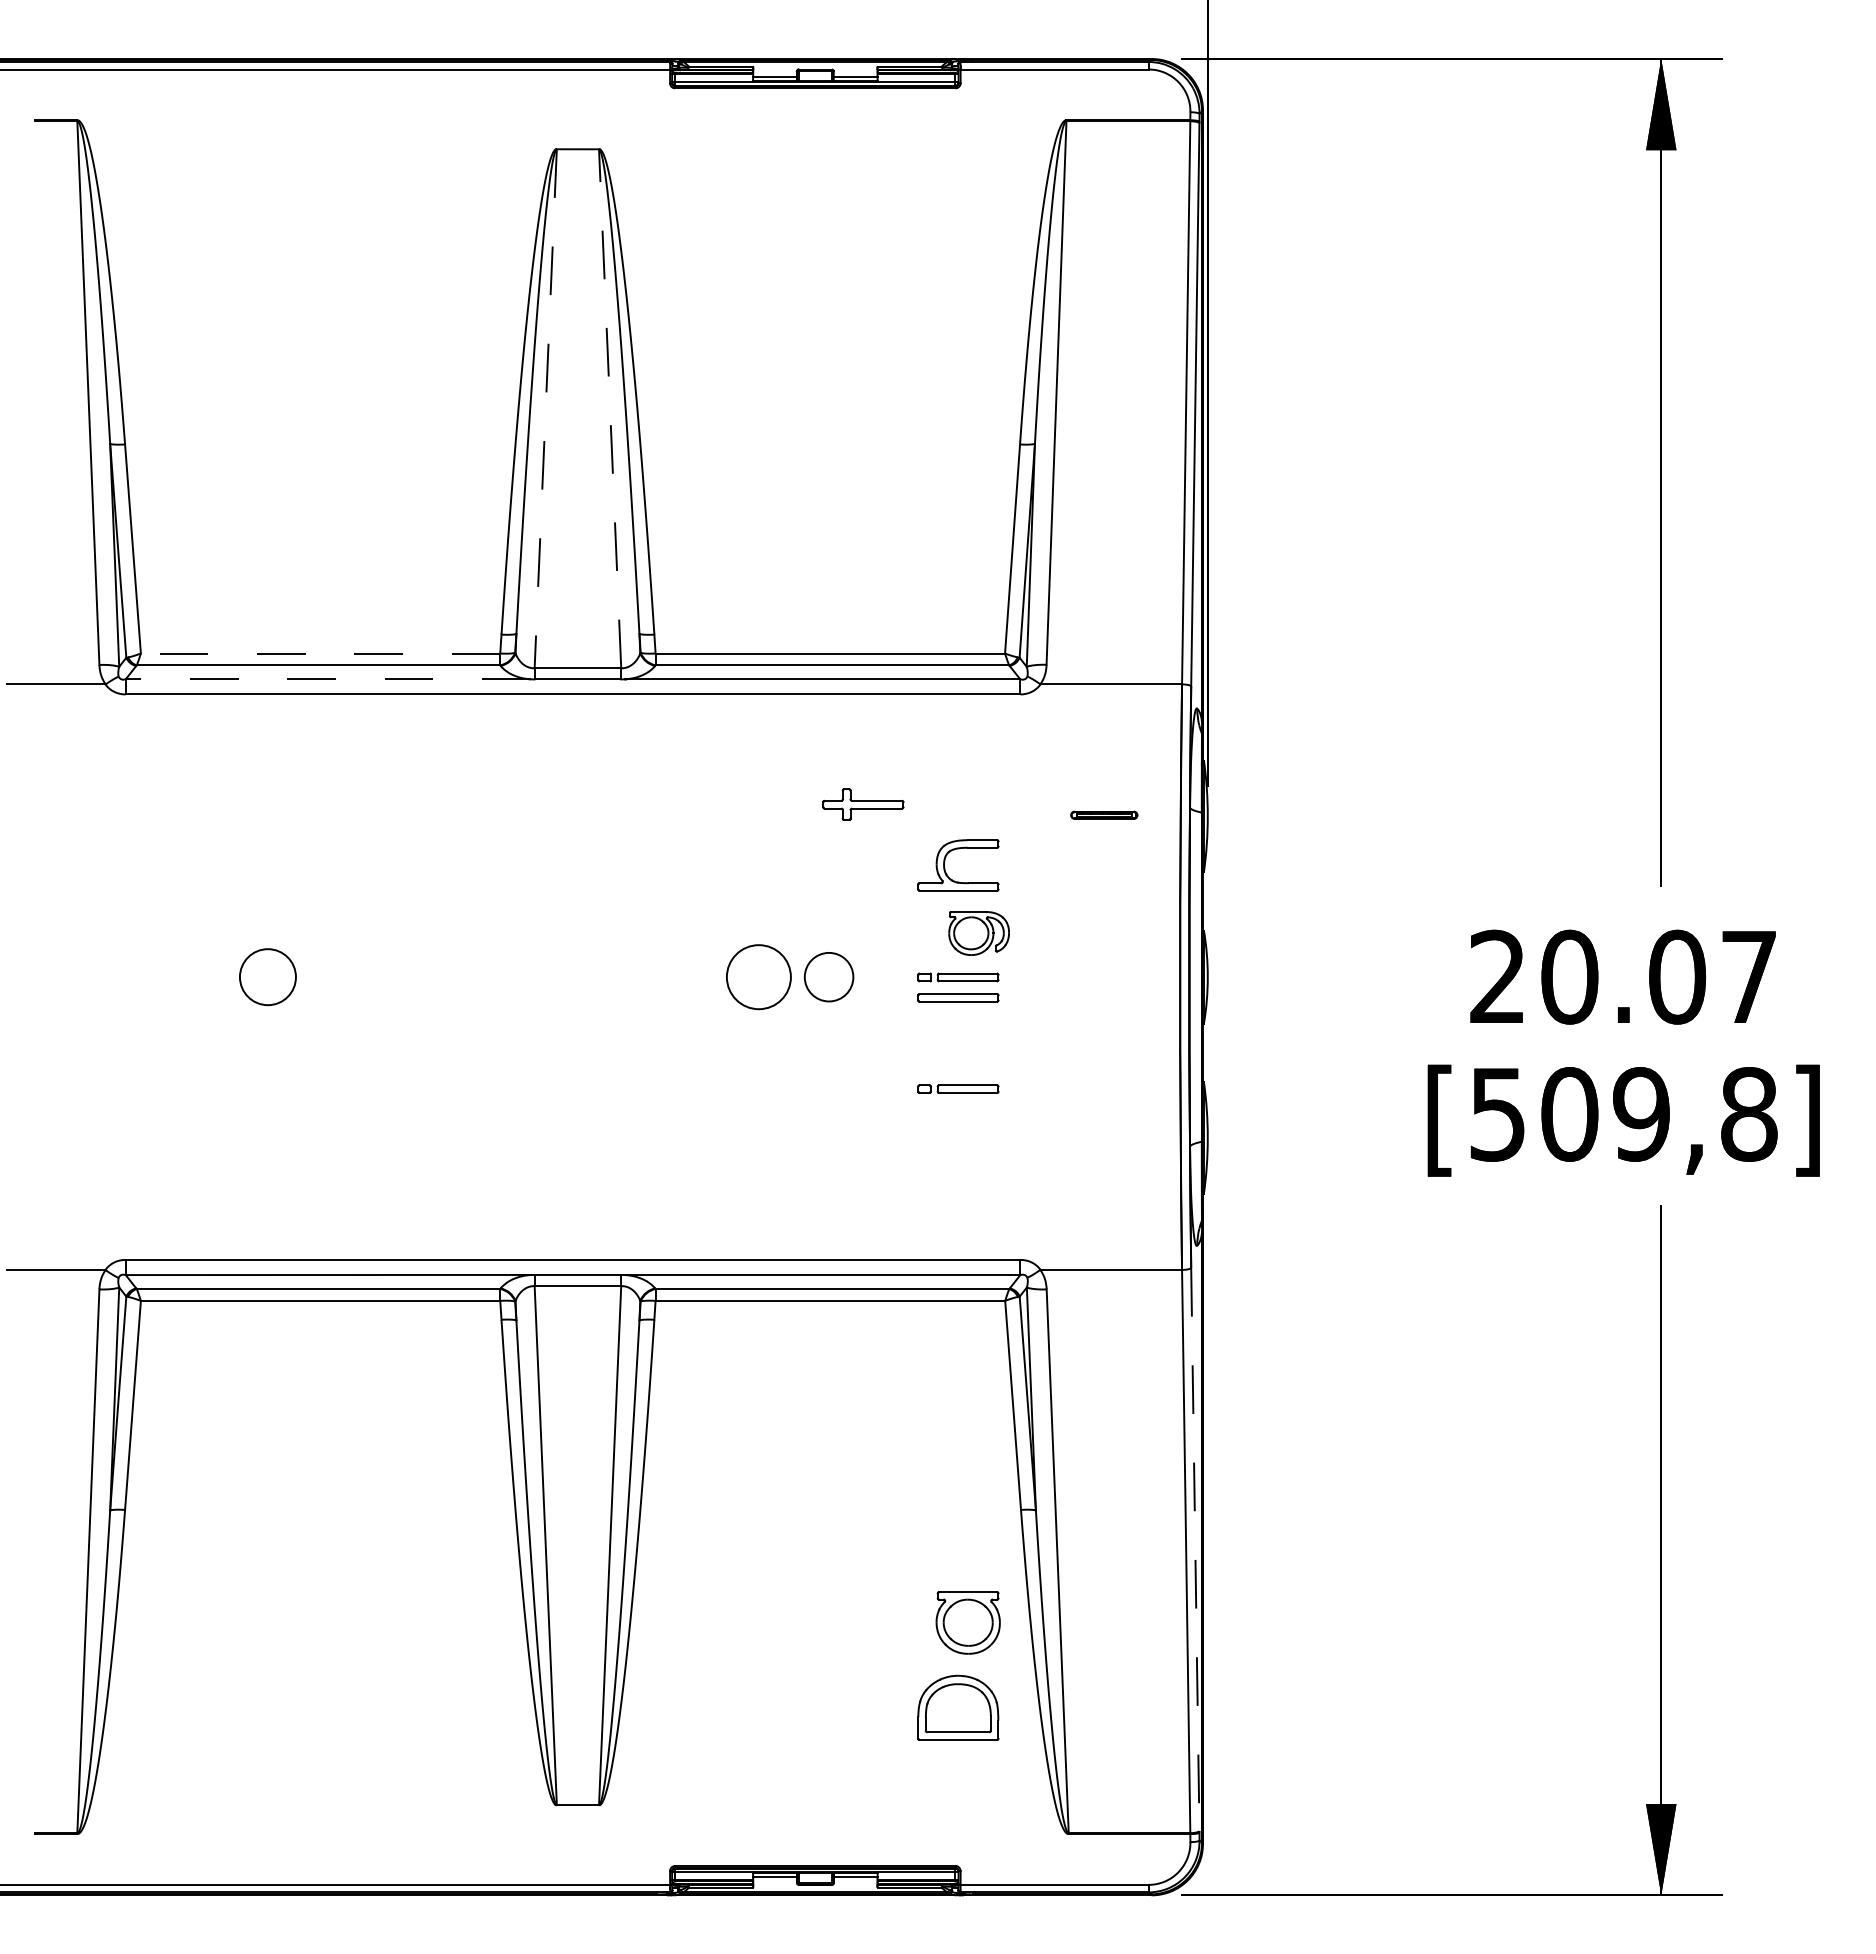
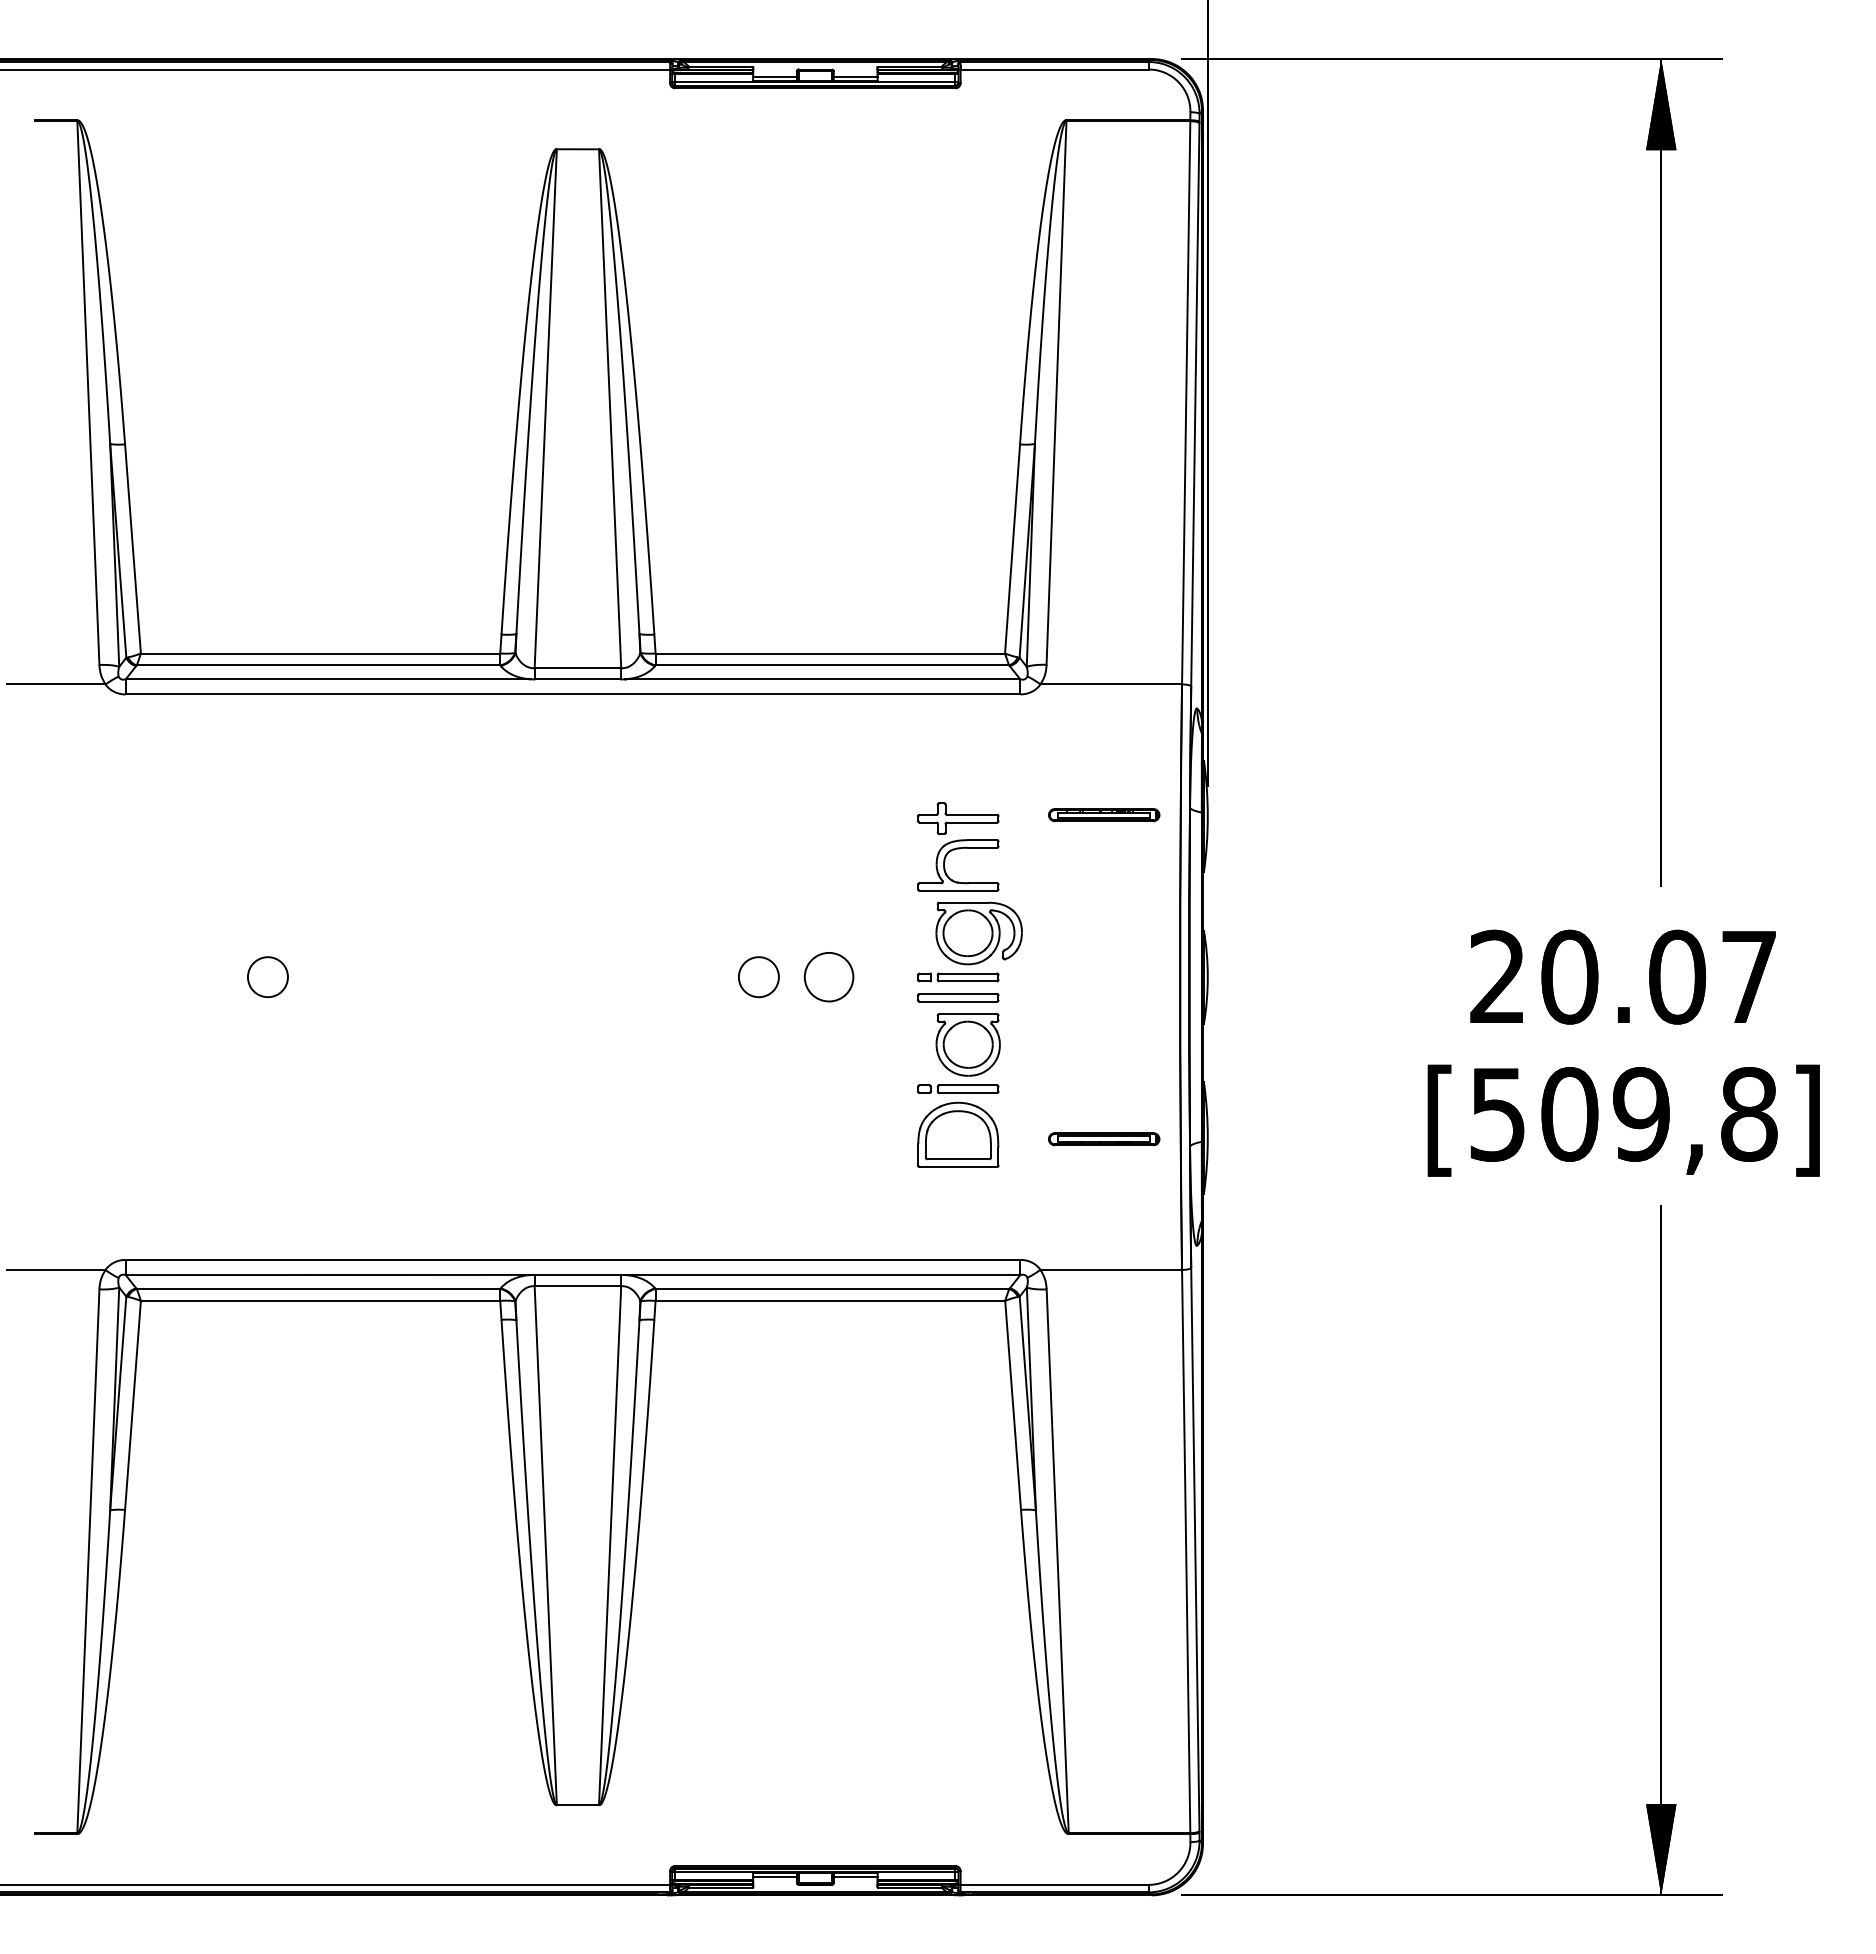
line: dashed -> solid (545, 408)
line: dashed -> solid (610, 408)
line: dashed -> solid (320, 653)
line: dashed -> solid (327, 679)
part position: (863, 804) -> (958, 818) (958, 818)
part size: 69x10 px -> 113x15 px (1104, 815)
part size: 62x45 px -> 88x65 px (978, 933)
circle diameter: 56 px -> 40 px (267, 977)
circle diameter: 64 px -> 40 px (758, 977)
part: none -> present (1104, 1139)
line: dashed -> solid (1195, 1549)
part position: (967, 1622) -> (967, 1044) (967, 1044)
part position: (958, 1707) -> (958, 1134) (958, 1134)
